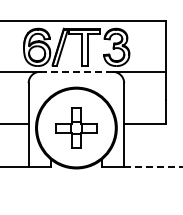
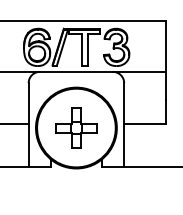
line: dashed -> solid (76, 71)
line: dashed -> solid (154, 167)
